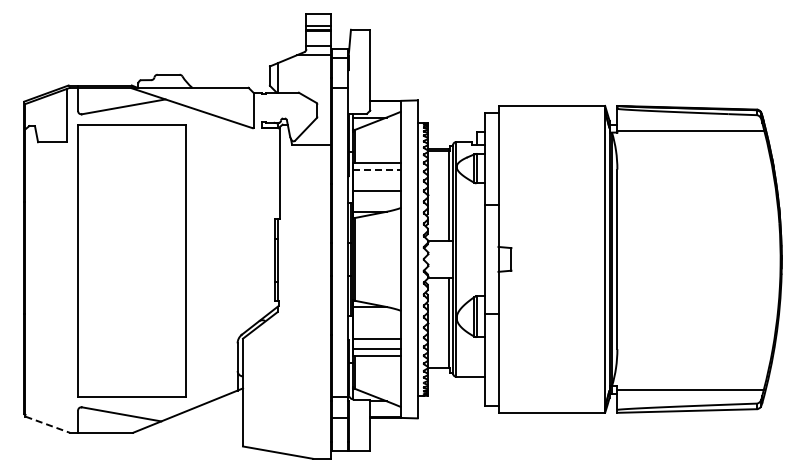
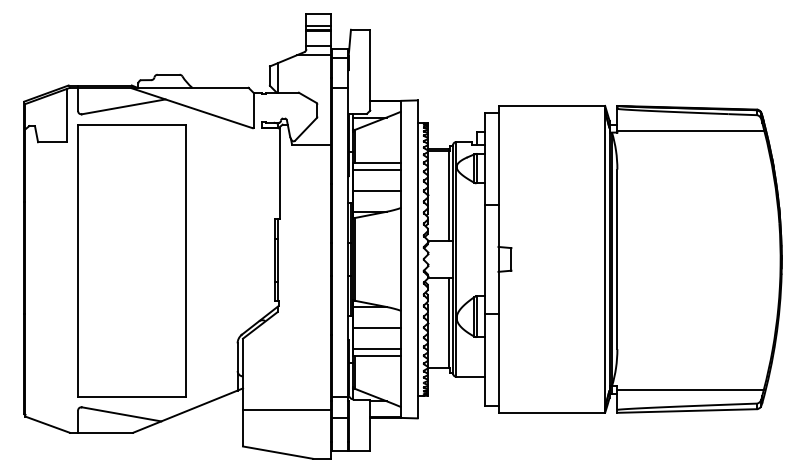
line: dashed -> solid (377, 170)
line position: (377, 339) -> (377, 328) (377, 328)
line: none -> present (287, 410)
line: dashed -> solid (47, 424)
